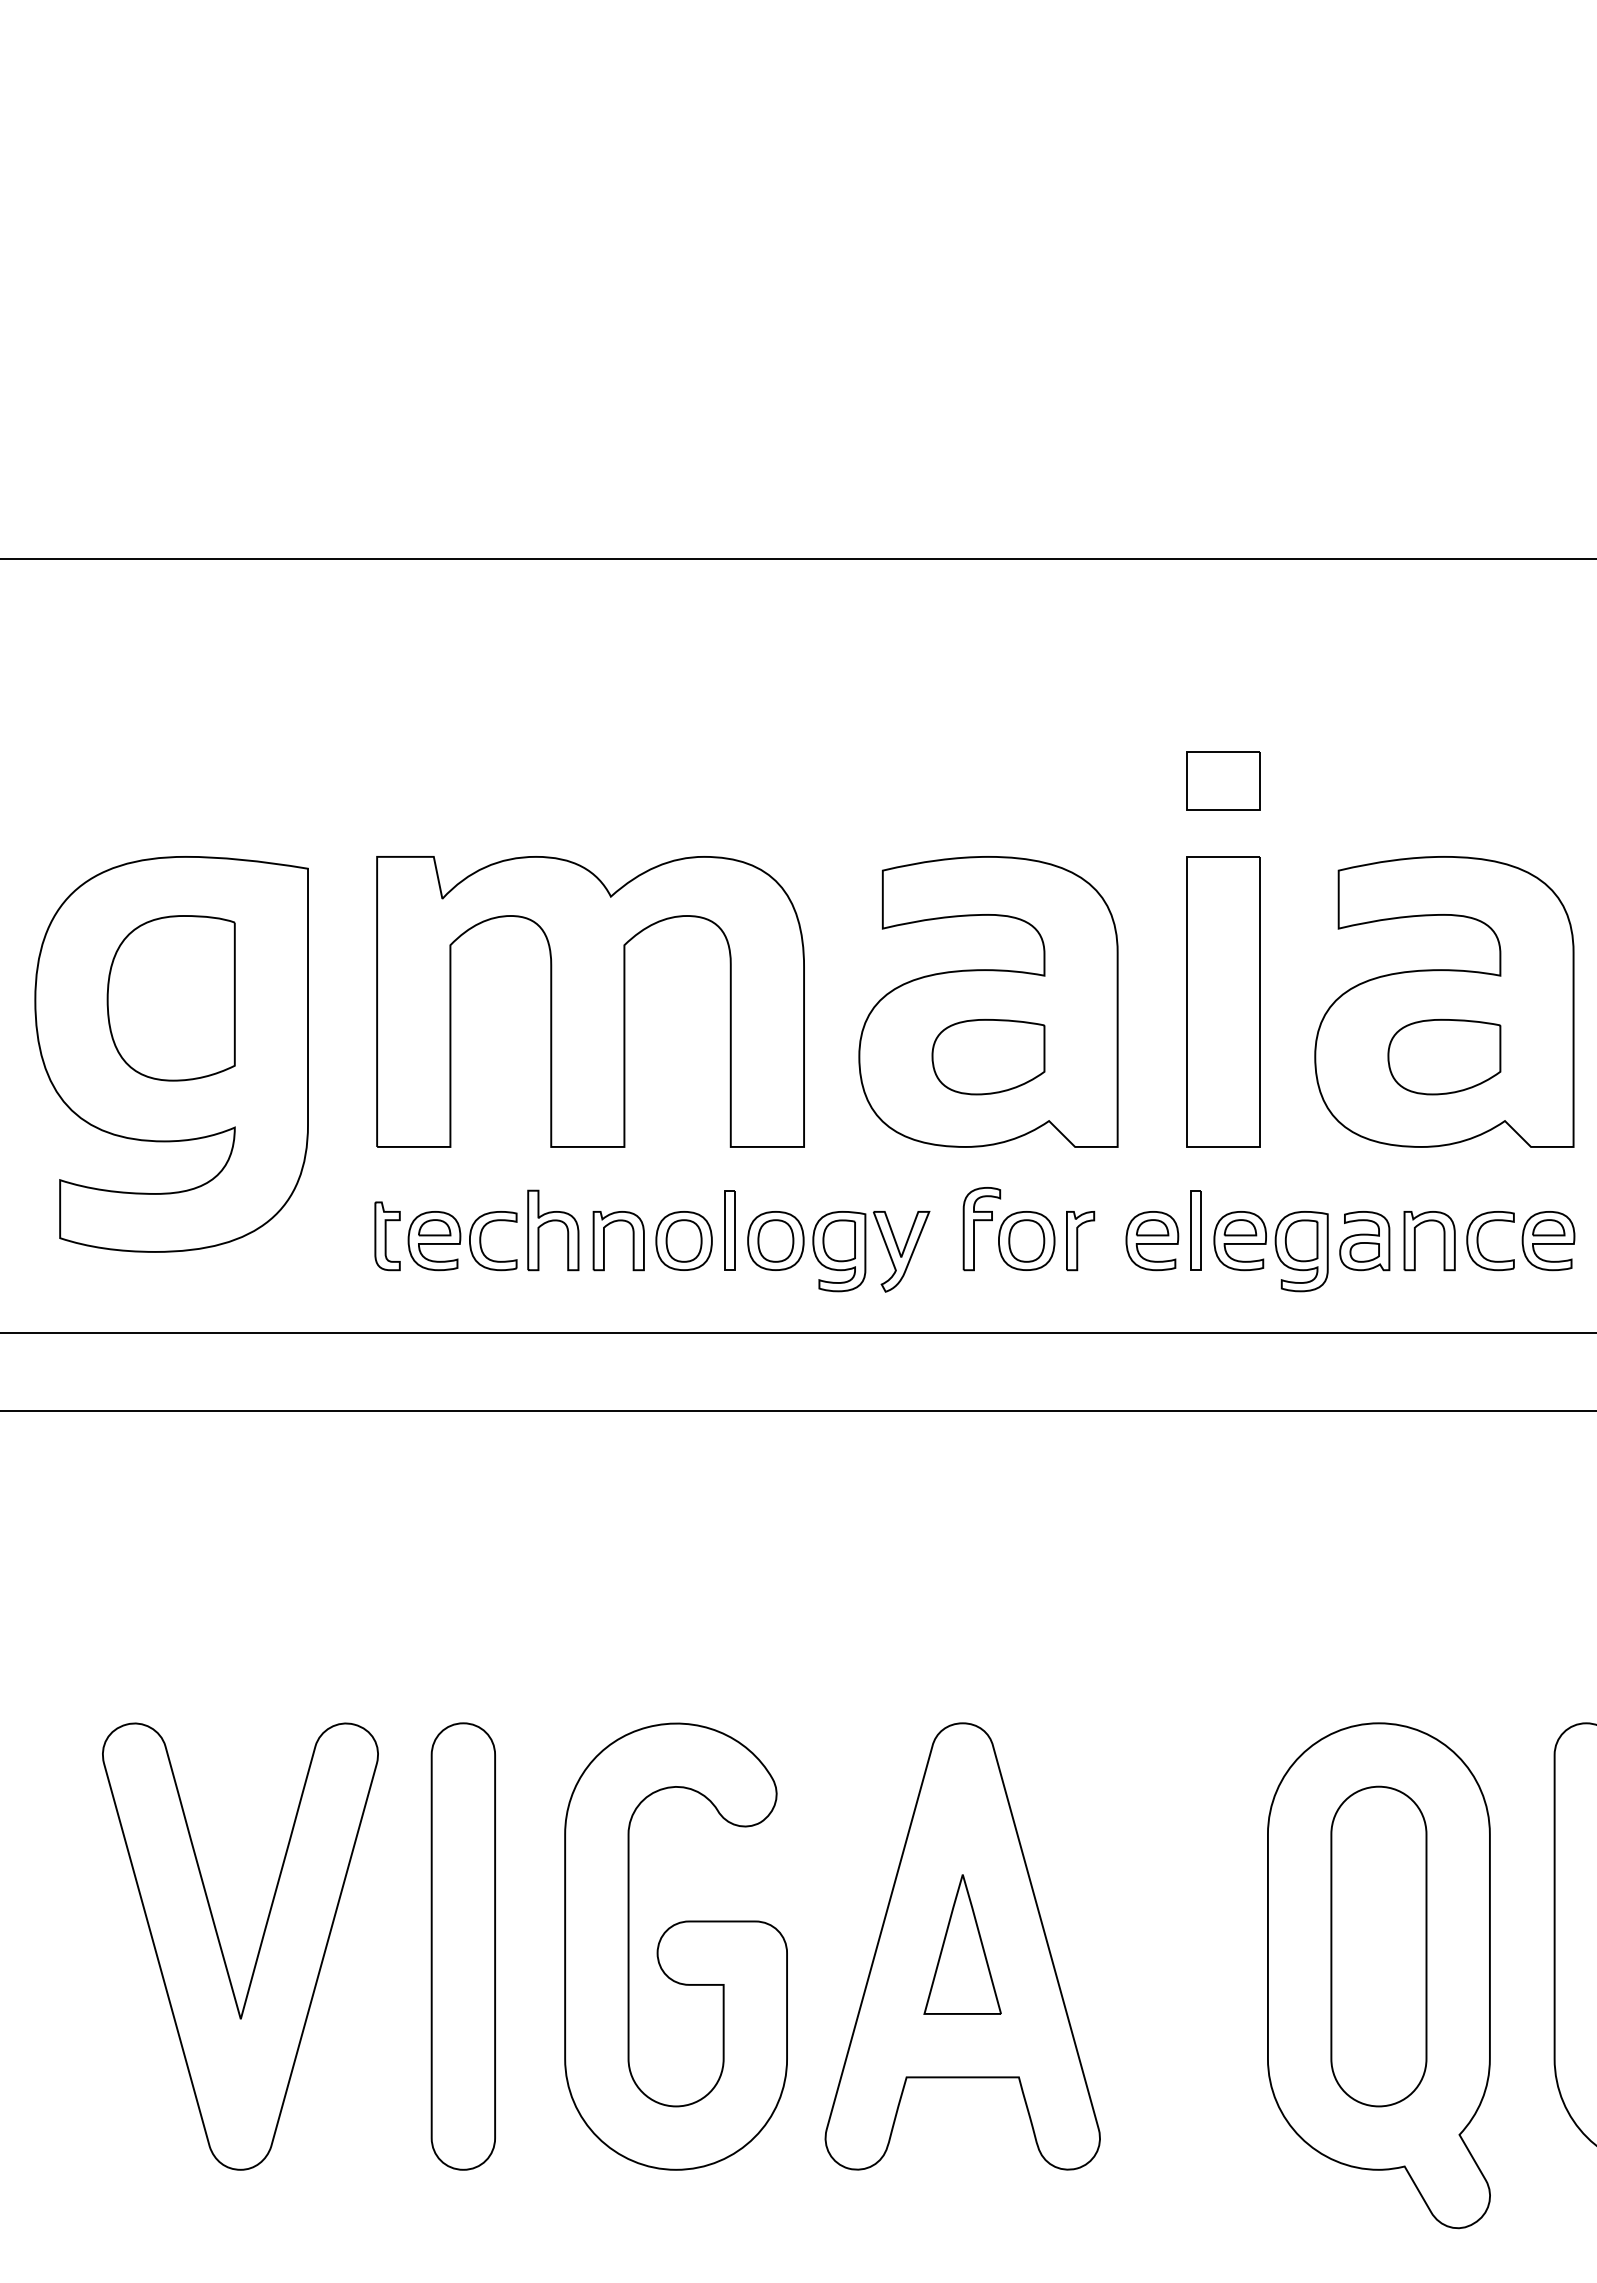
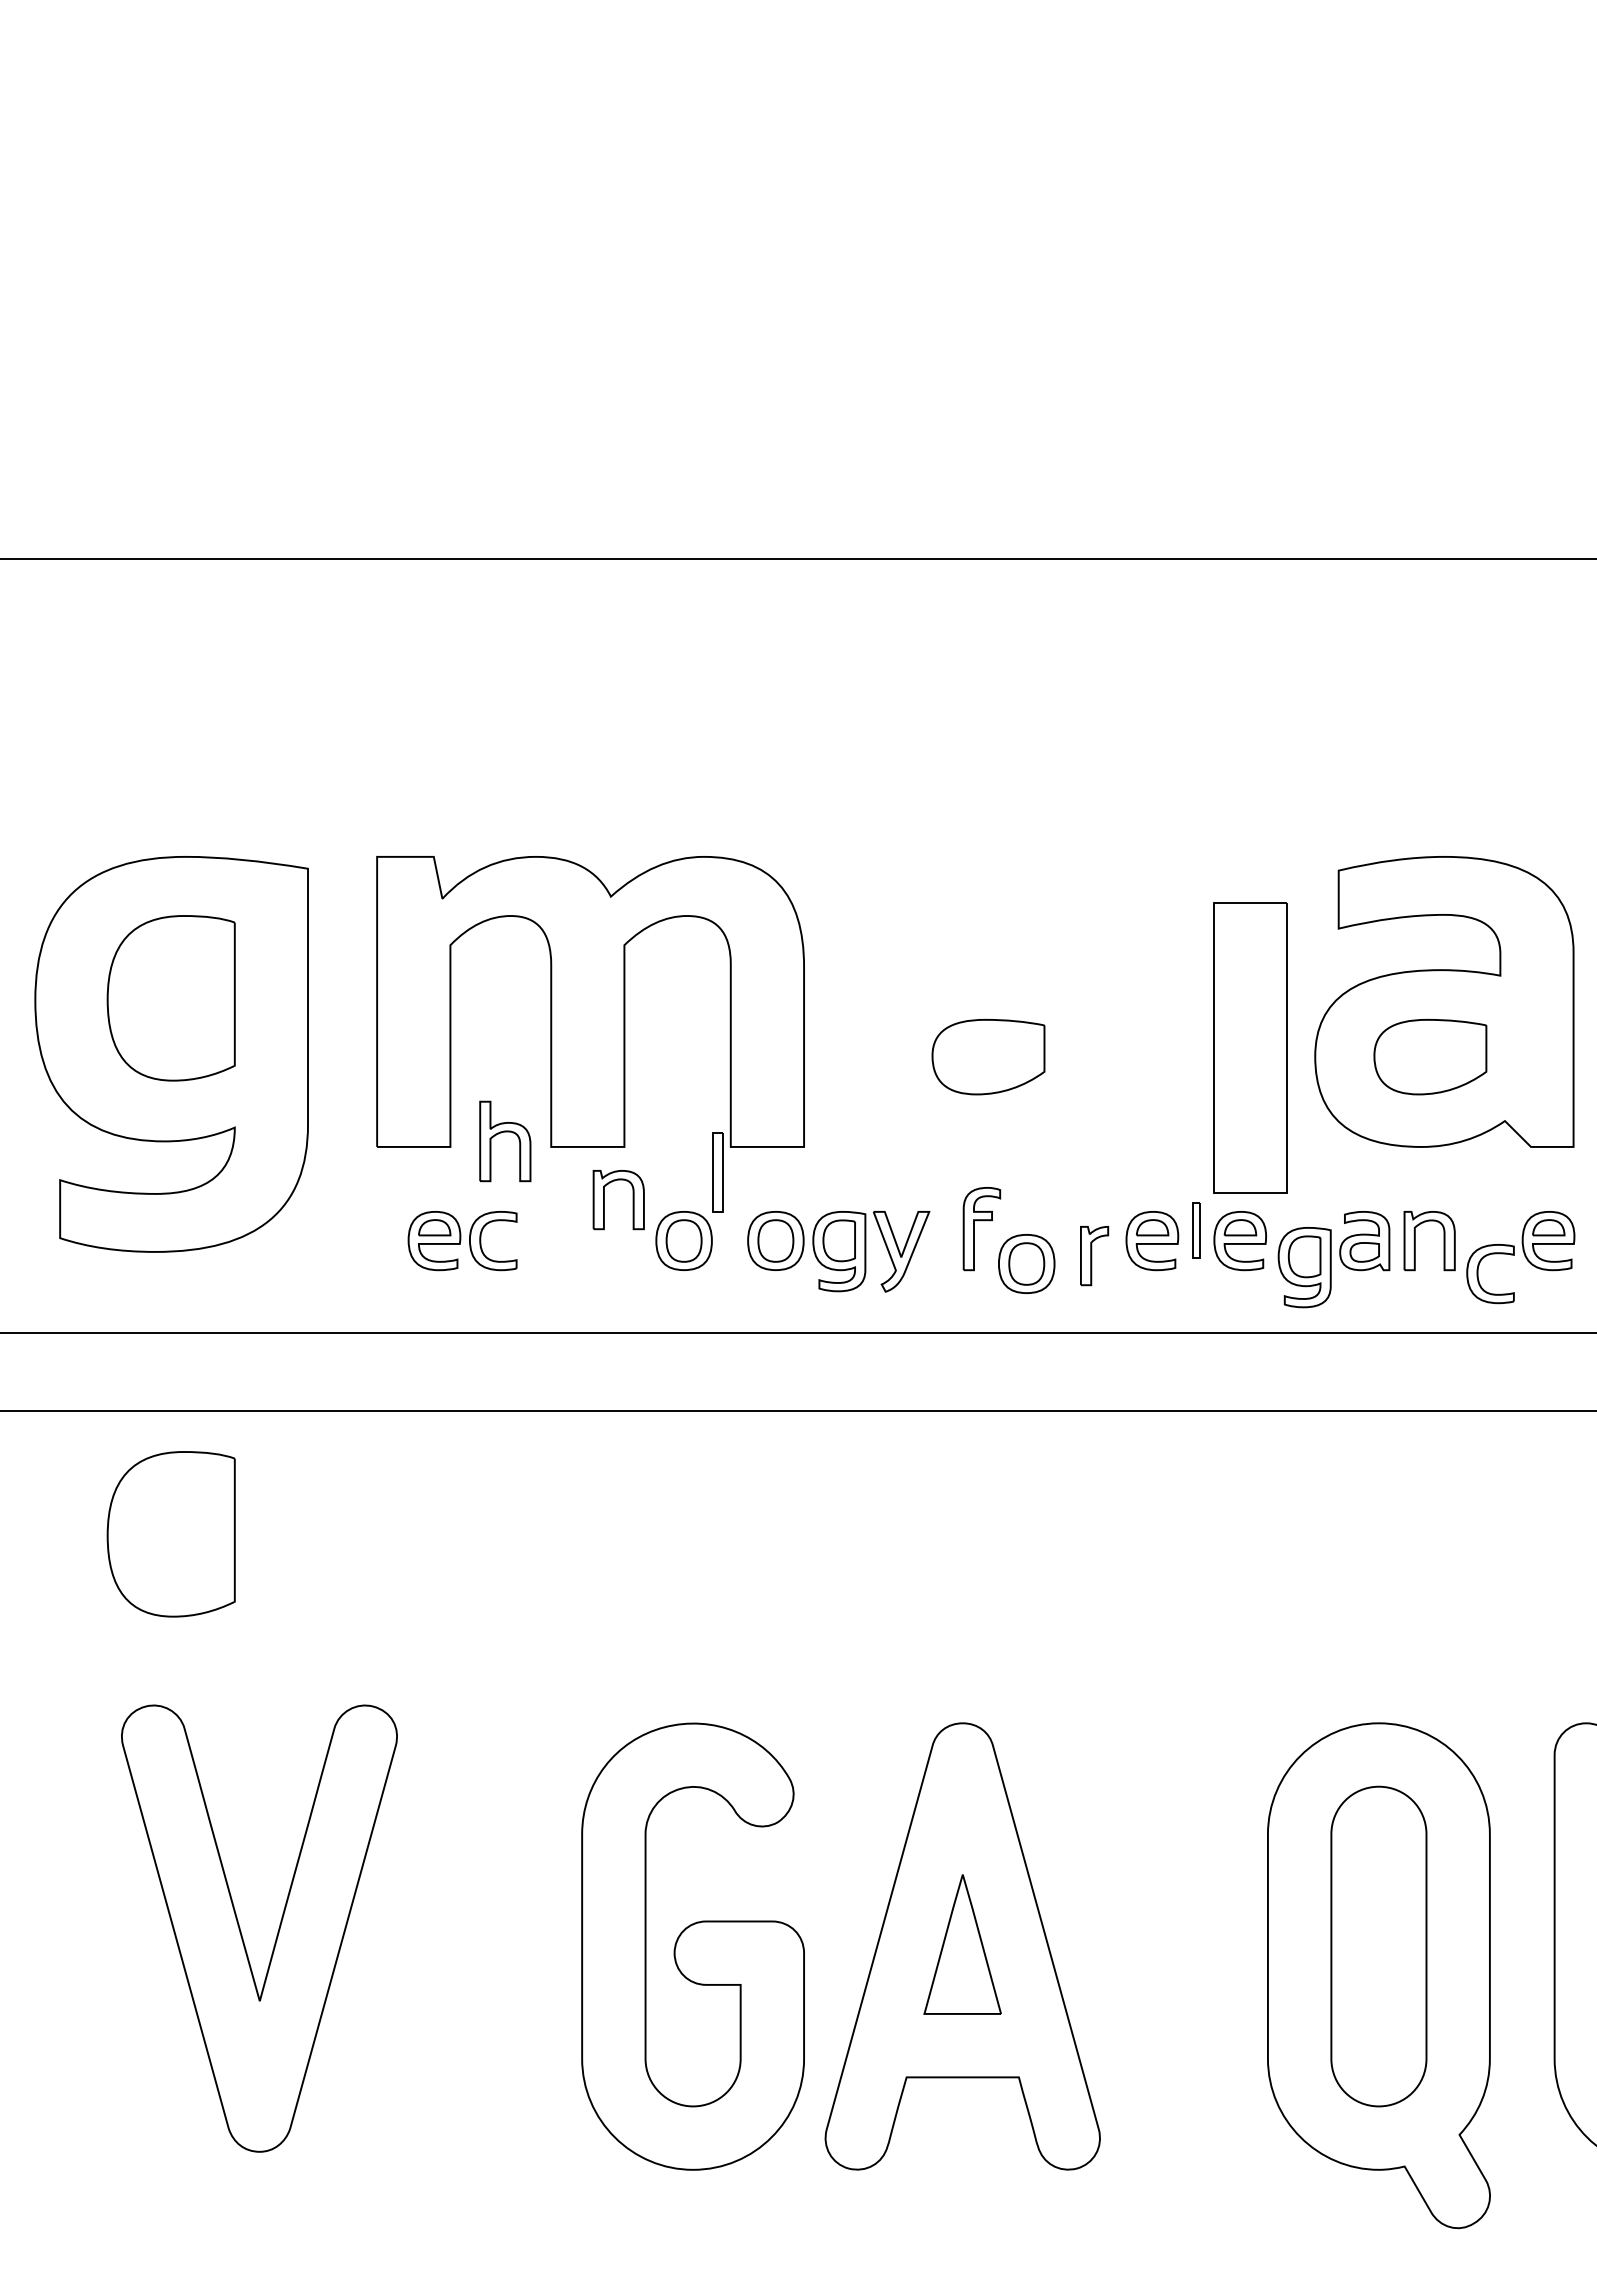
part: present -> none (1223, 780)
part: present -> none (988, 1001)
part position: (1223, 1001) -> (1250, 1047) (1250, 1047)
part position: (1444, 1057) -> (1430, 1057) (1430, 1057)
part position: (549, 1222) -> (501, 1133) (501, 1133)
part position: (729, 1230) -> (717, 1172) (717, 1172)
part size: 12x81 px -> 9x57 px (1196, 1230)
part: present -> none (387, 1236)
part position: (1026, 1240) -> (1026, 1263) (1026, 1263)
part position: (604, 1241) -> (604, 1200) (604, 1200)
part position: (1080, 1241) -> (1094, 1256) (1094, 1256)
part position: (1478, 1241) -> (1478, 1274) (1478, 1274)
part position: (1301, 1251) -> (1304, 1267) (1304, 1267)
part: none -> present (170, 1534)
part: present -> none (462, 1946)
part position: (675, 1946) -> (692, 1946) (692, 1946)
part position: (223, 1952) -> (242, 1934) (242, 1934)
